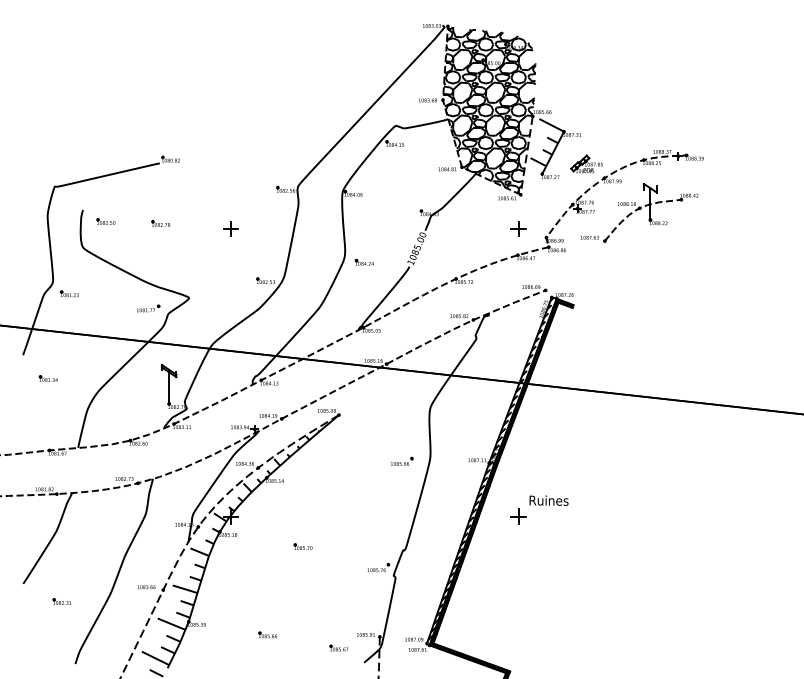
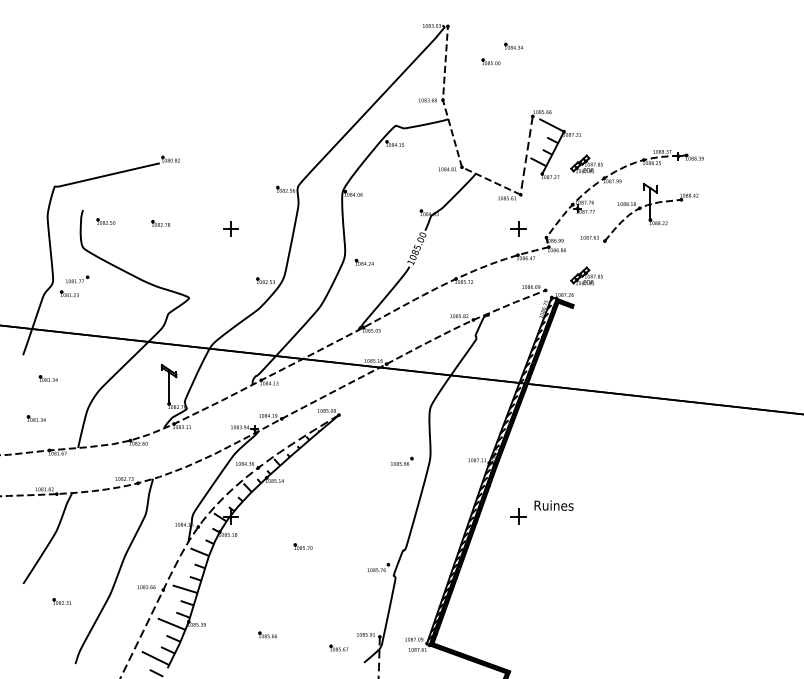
hatch: present -> none (489, 109)
part: none -> present (586, 275)
part position: (148, 308) -> (77, 279) (77, 279)
part: none -> present (35, 418)
text position: (548, 500) -> (553, 505) (553, 505)
